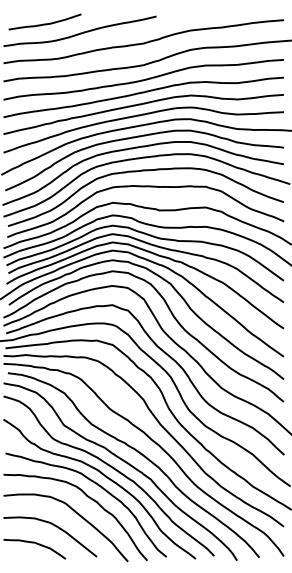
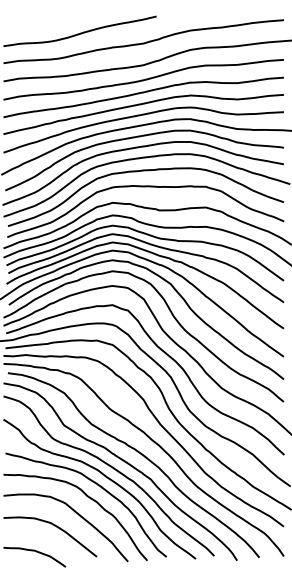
curve: present -> none (44, 23)
curve position: (36, 544) -> (36, 552) (36, 552)
